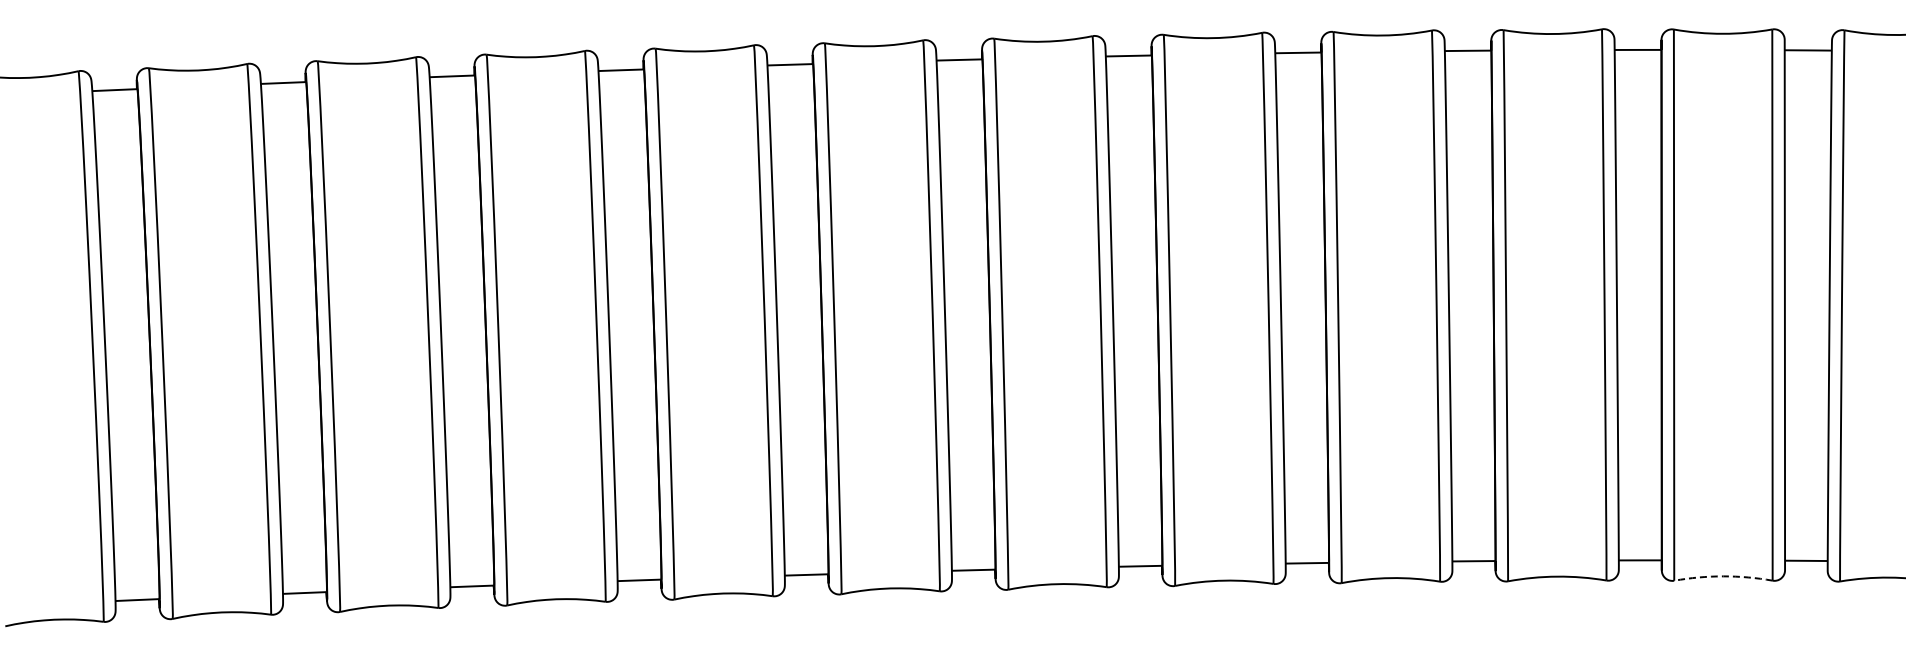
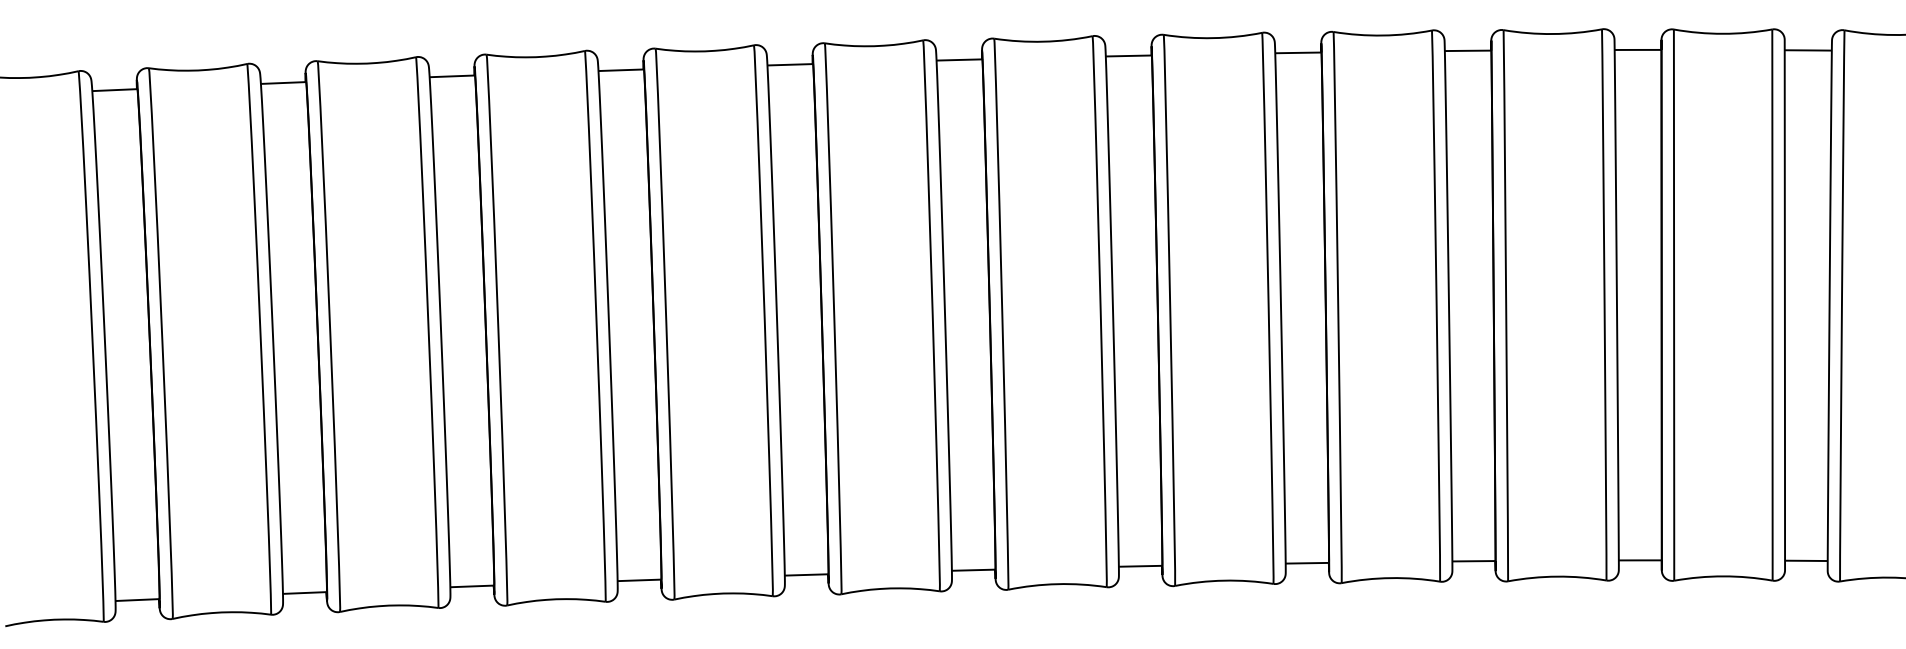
arc: dashed -> solid (1723, 576)
